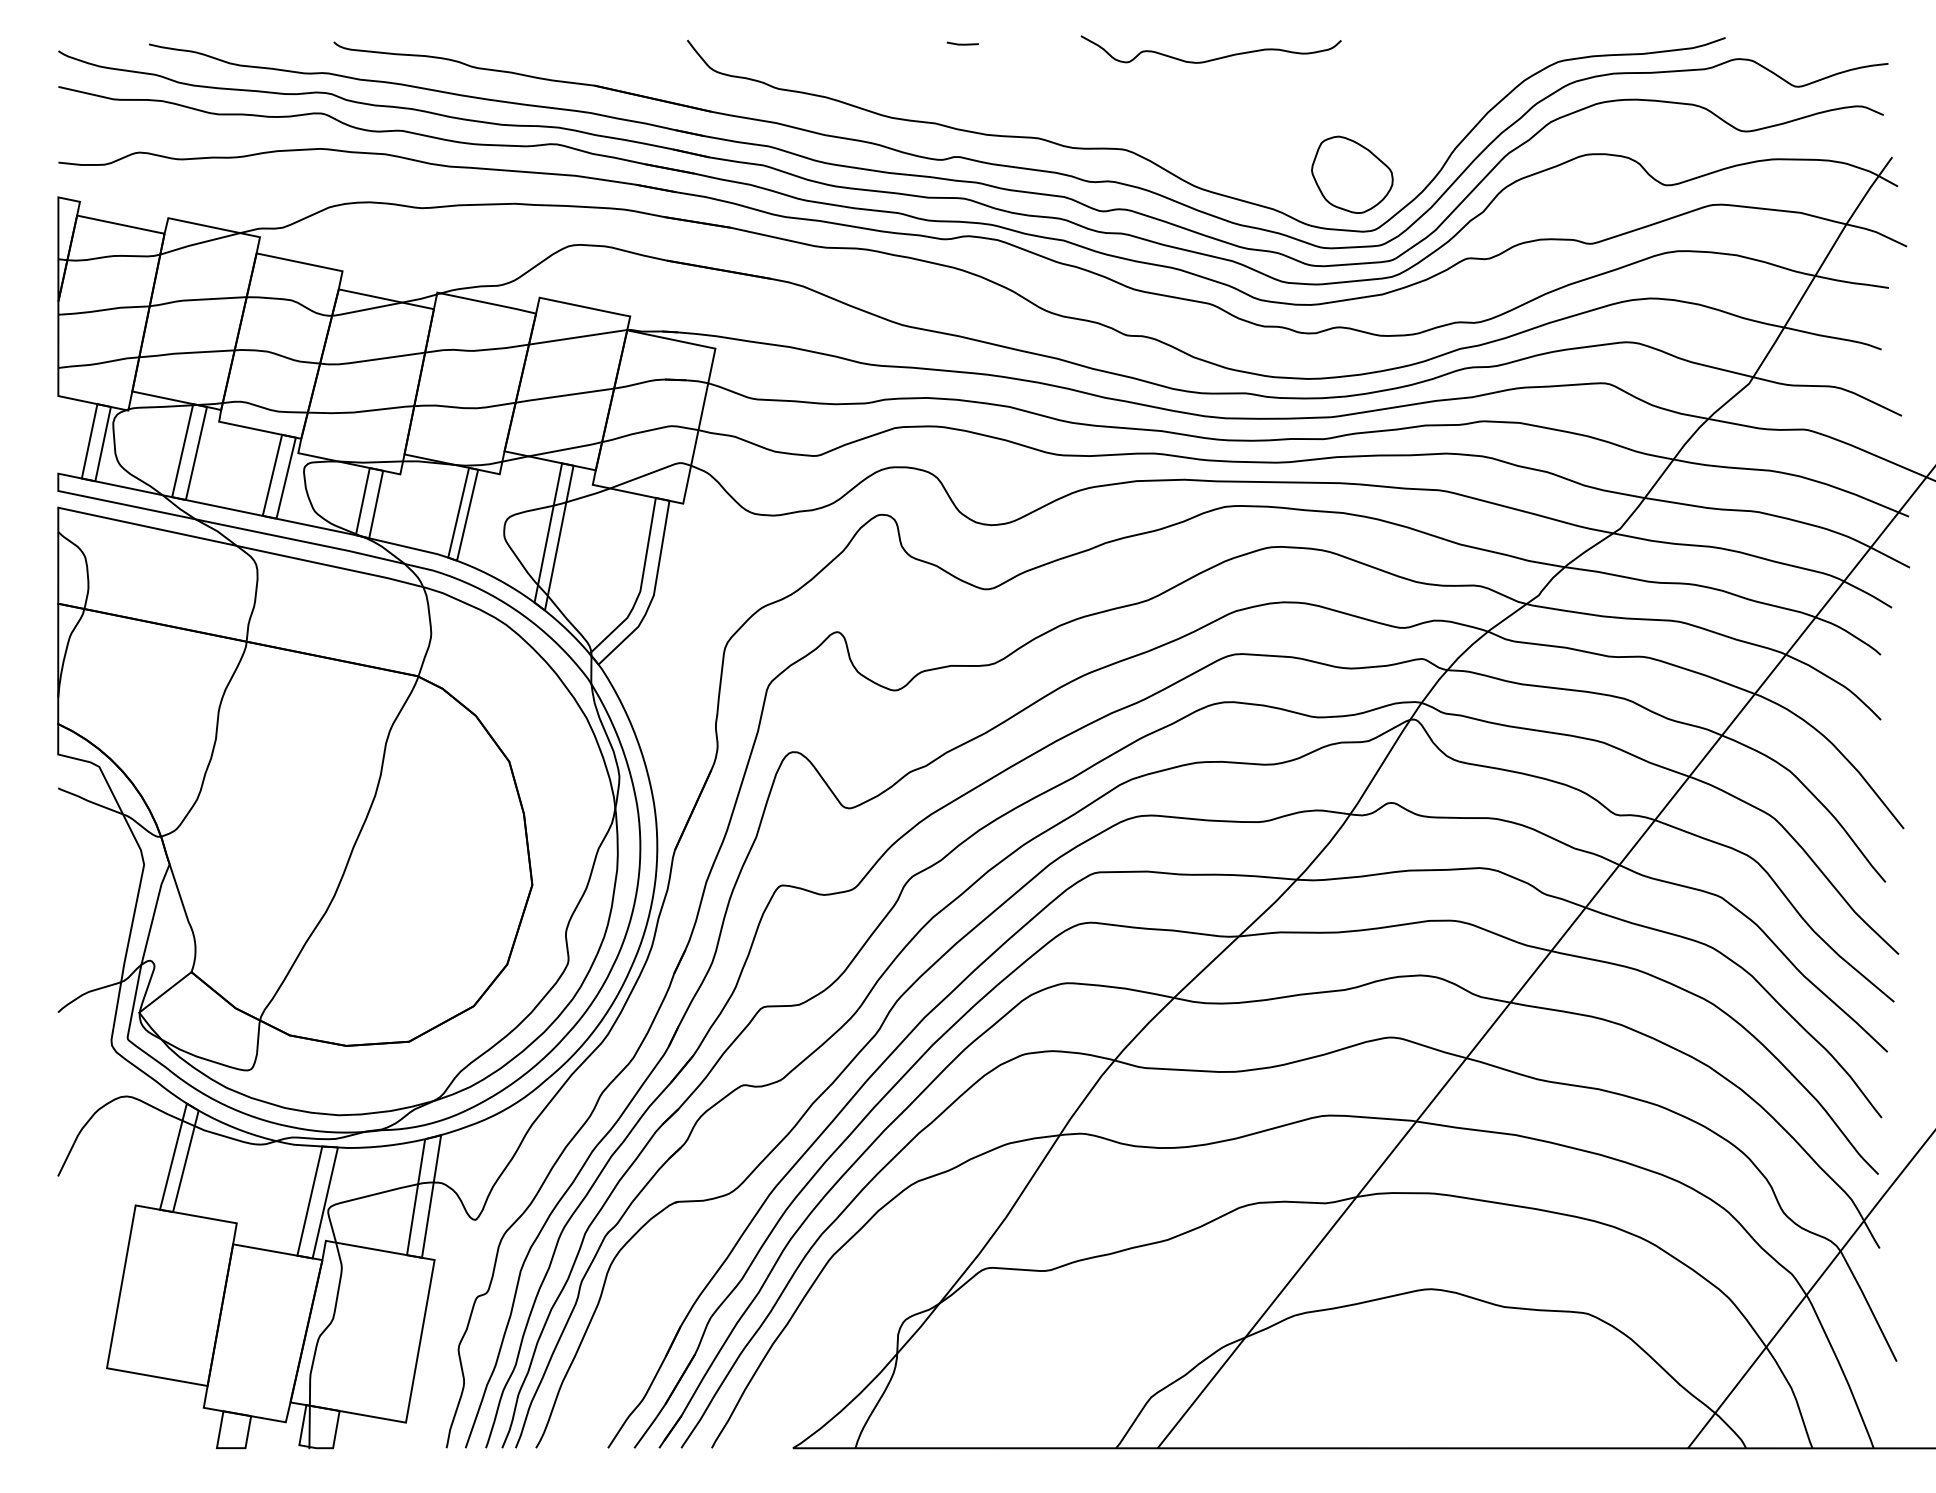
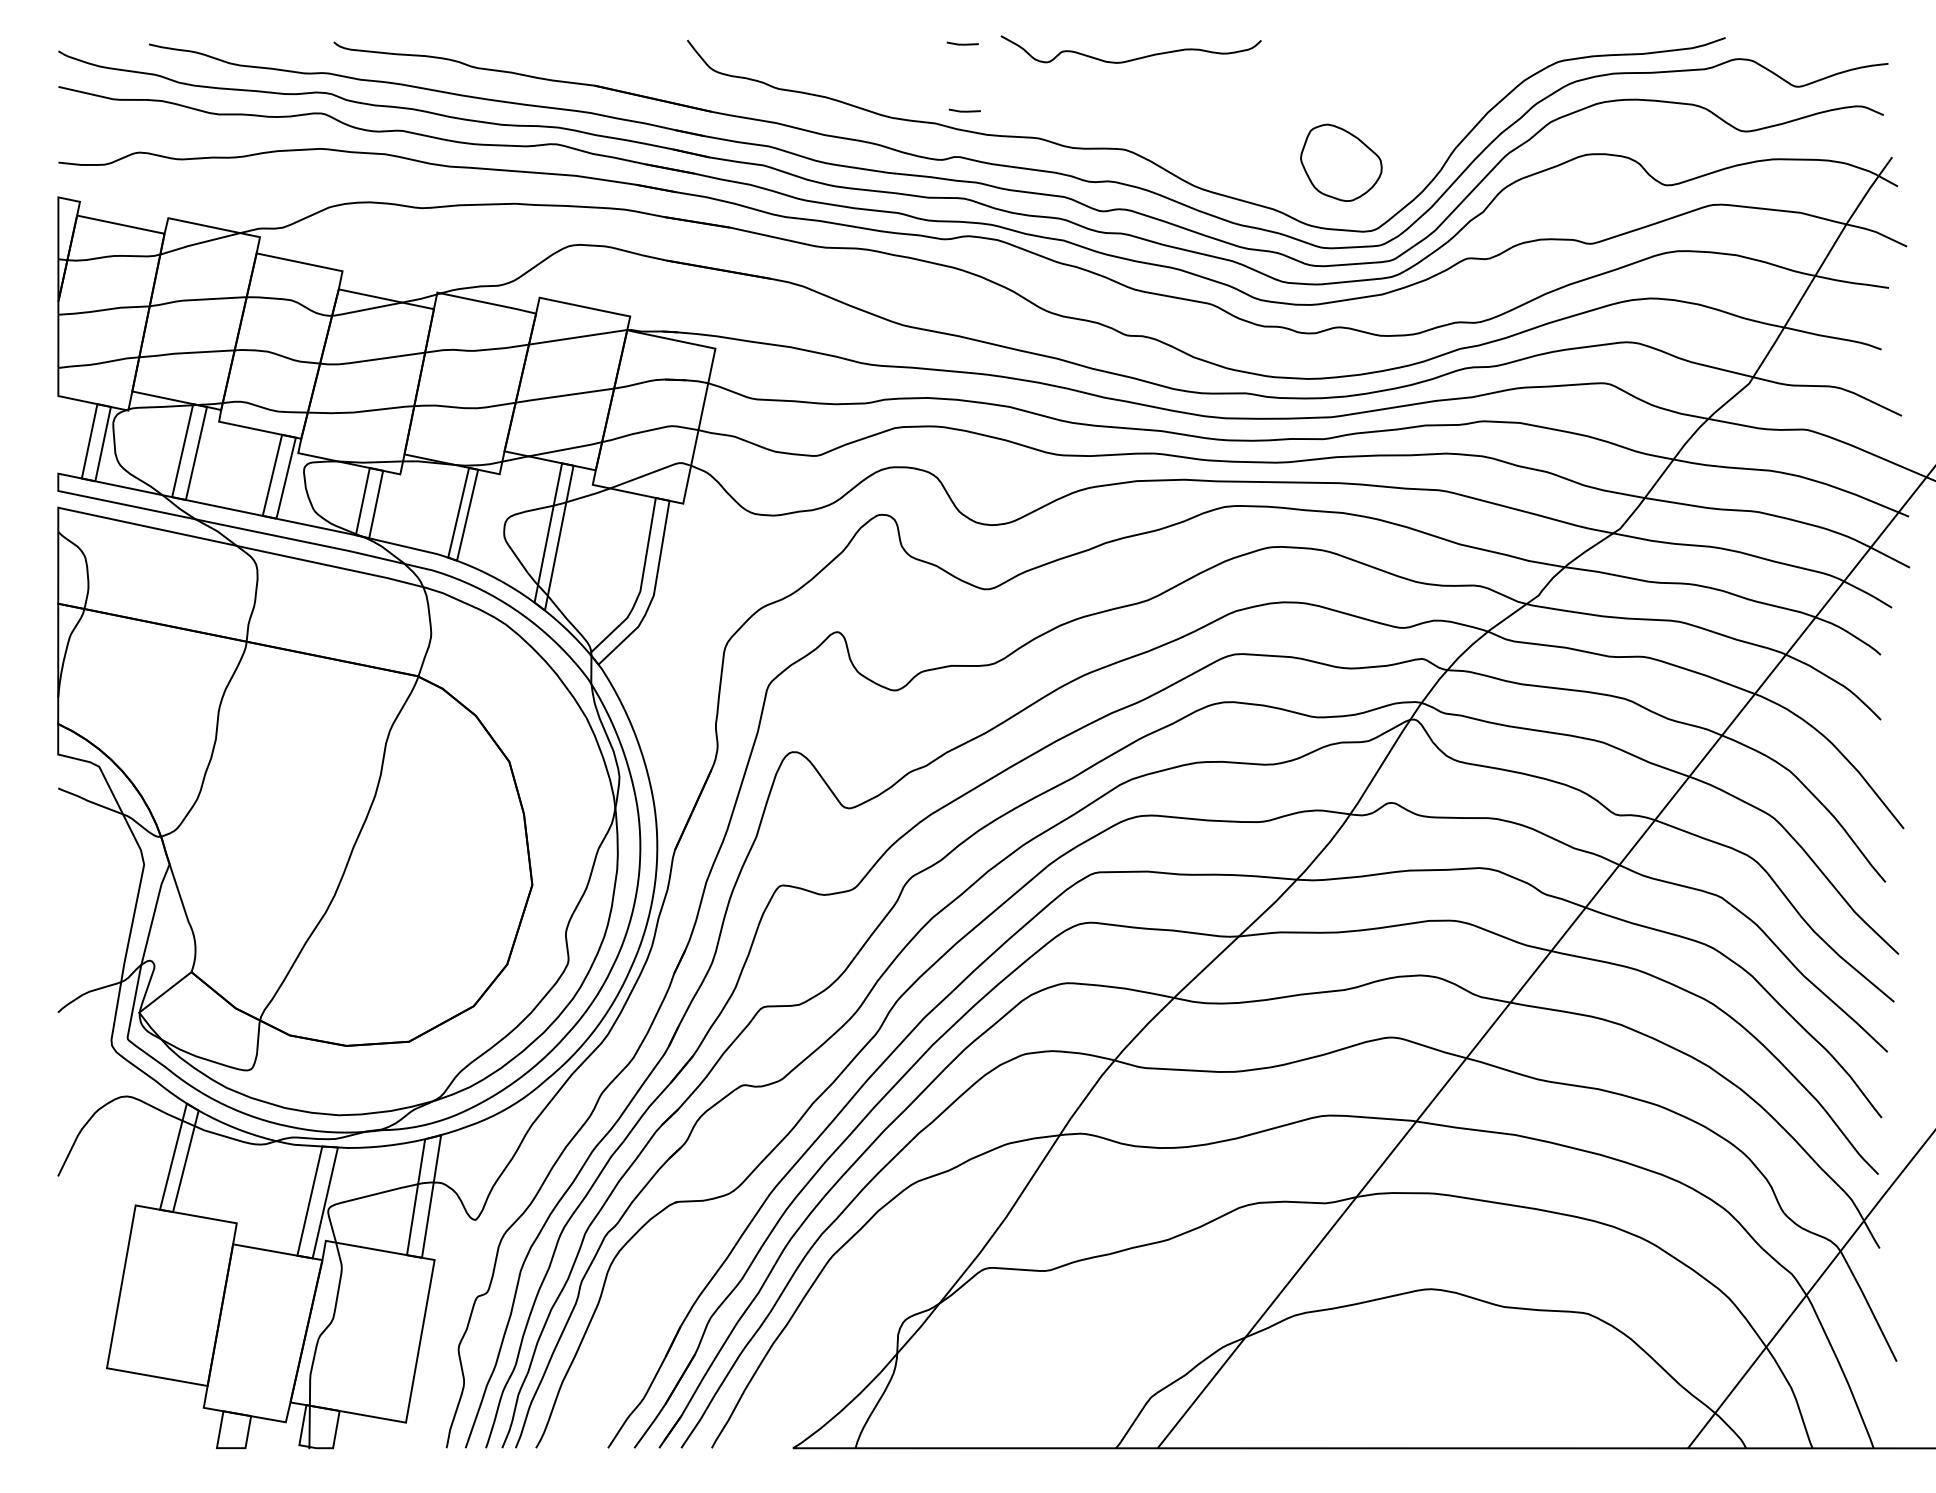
curve position: (1214, 58) -> (1134, 58) (1134, 58)
line: none -> present (964, 110)
part position: (1352, 174) -> (1341, 162) (1341, 162)
